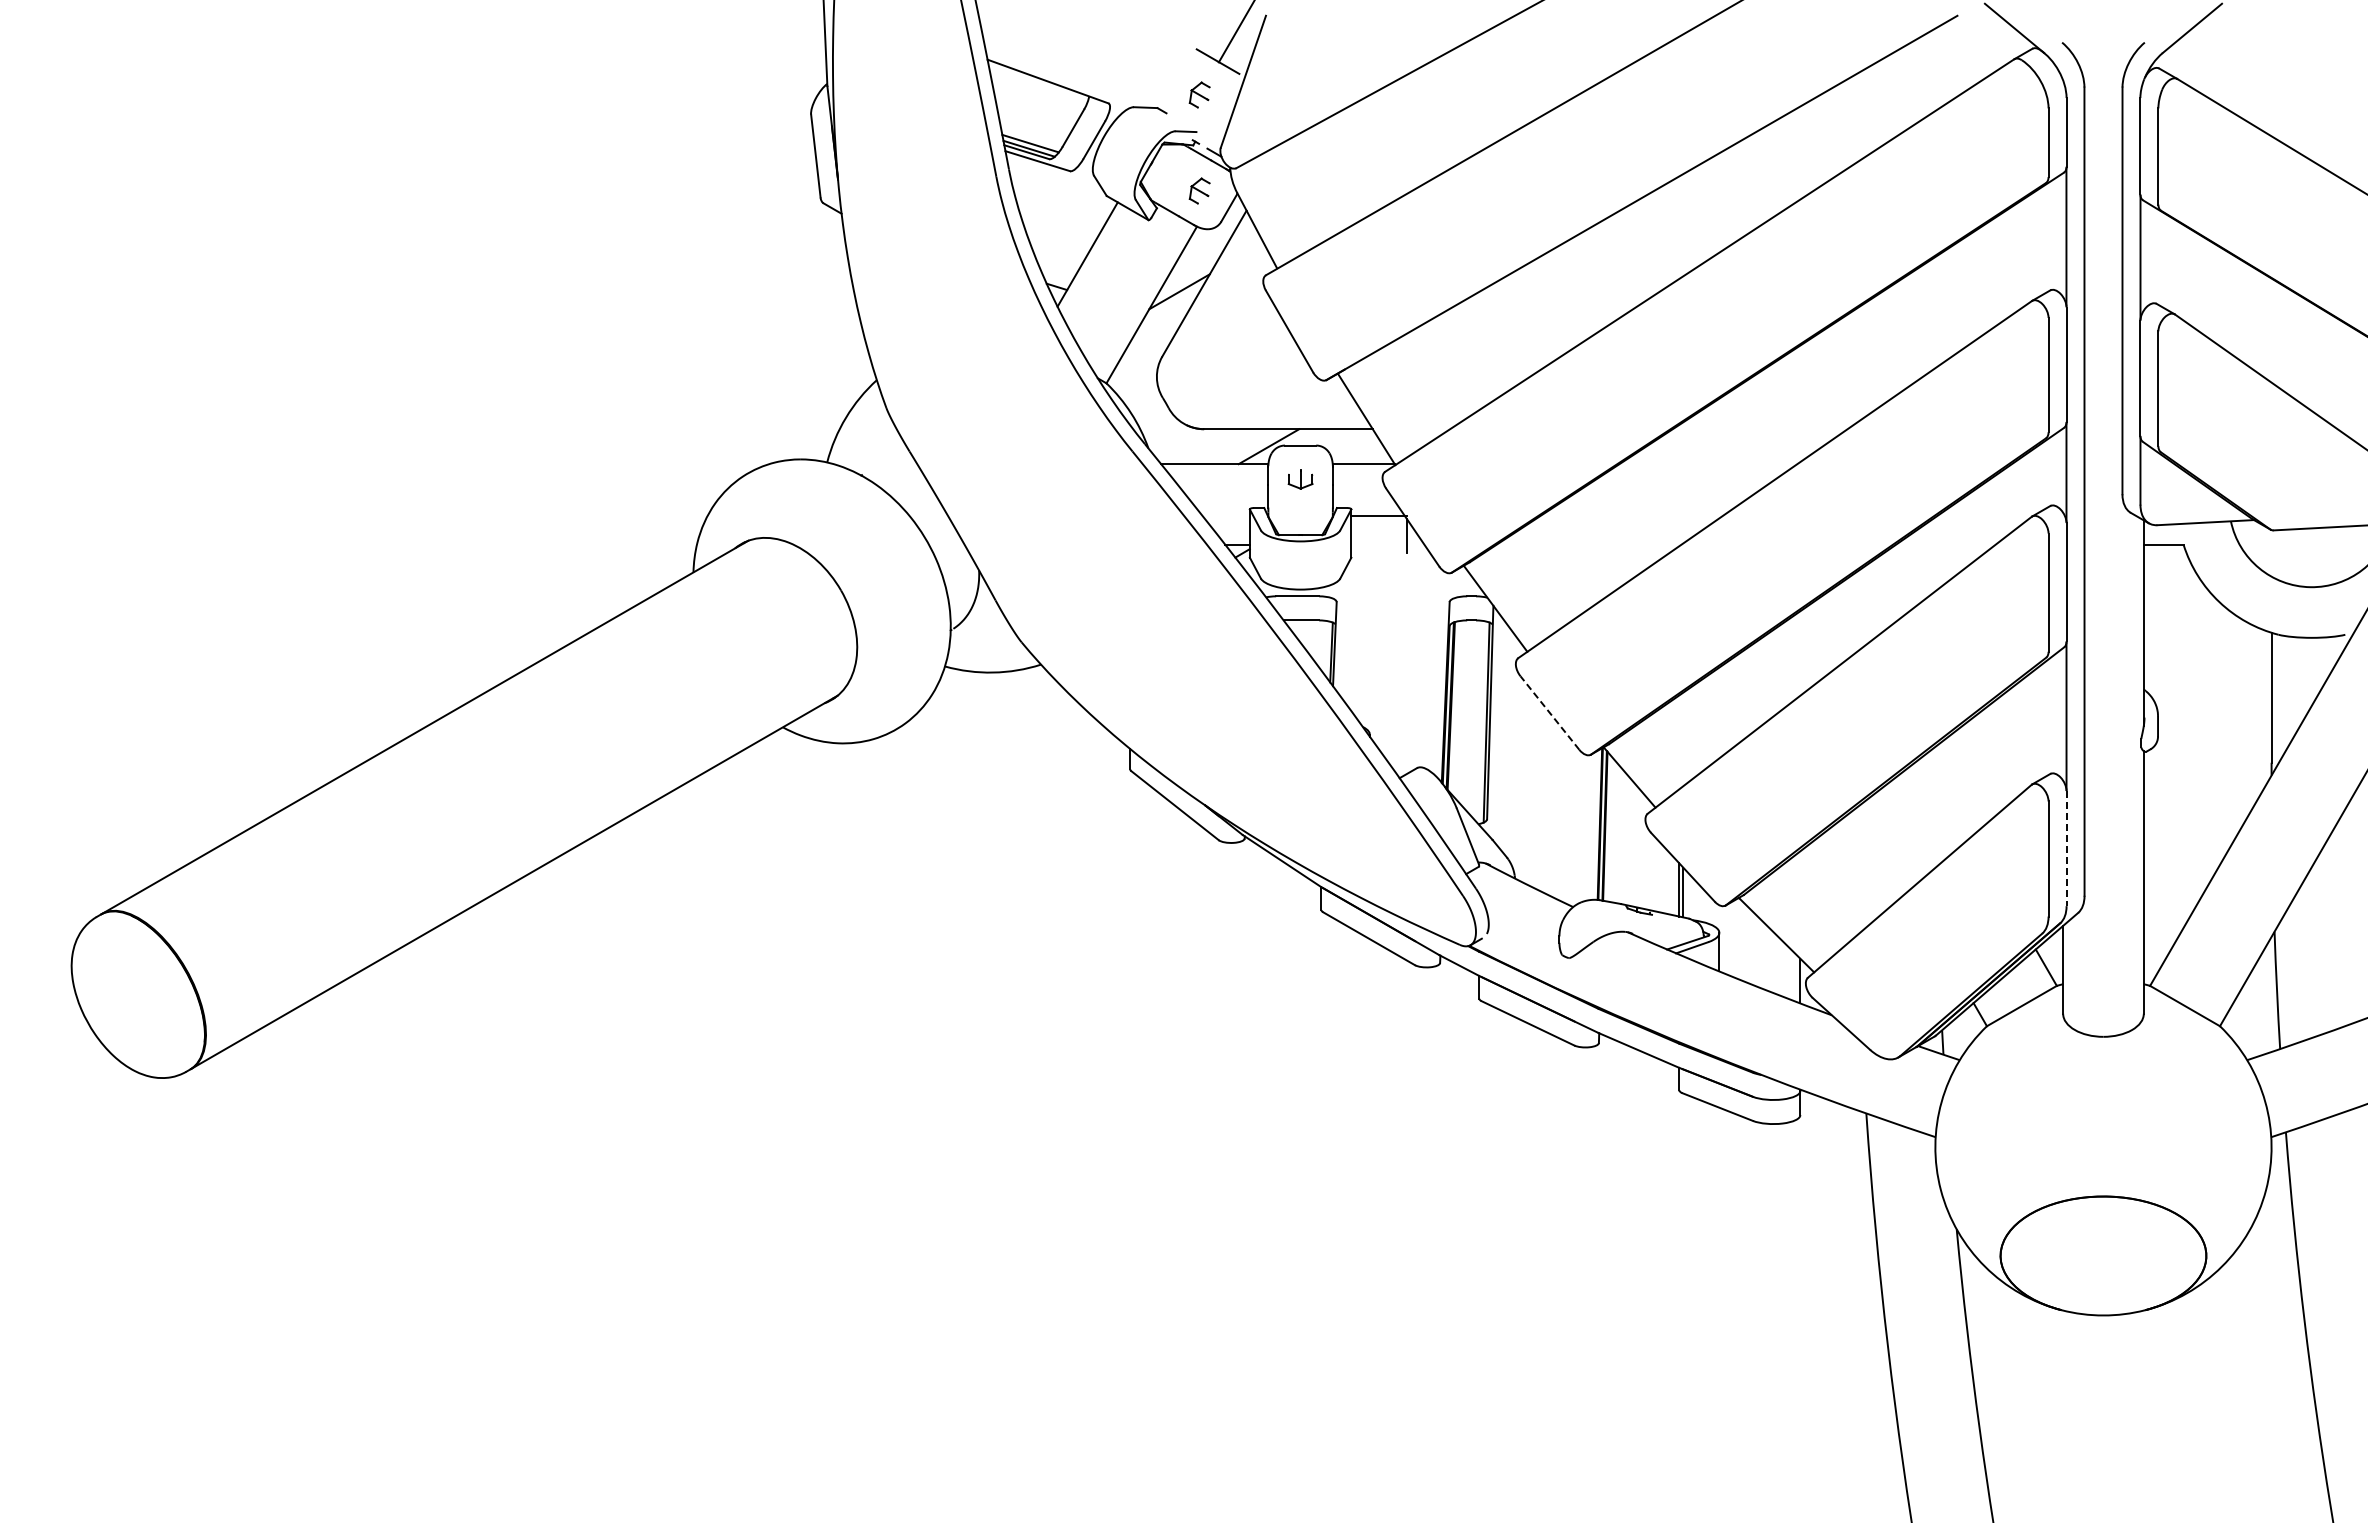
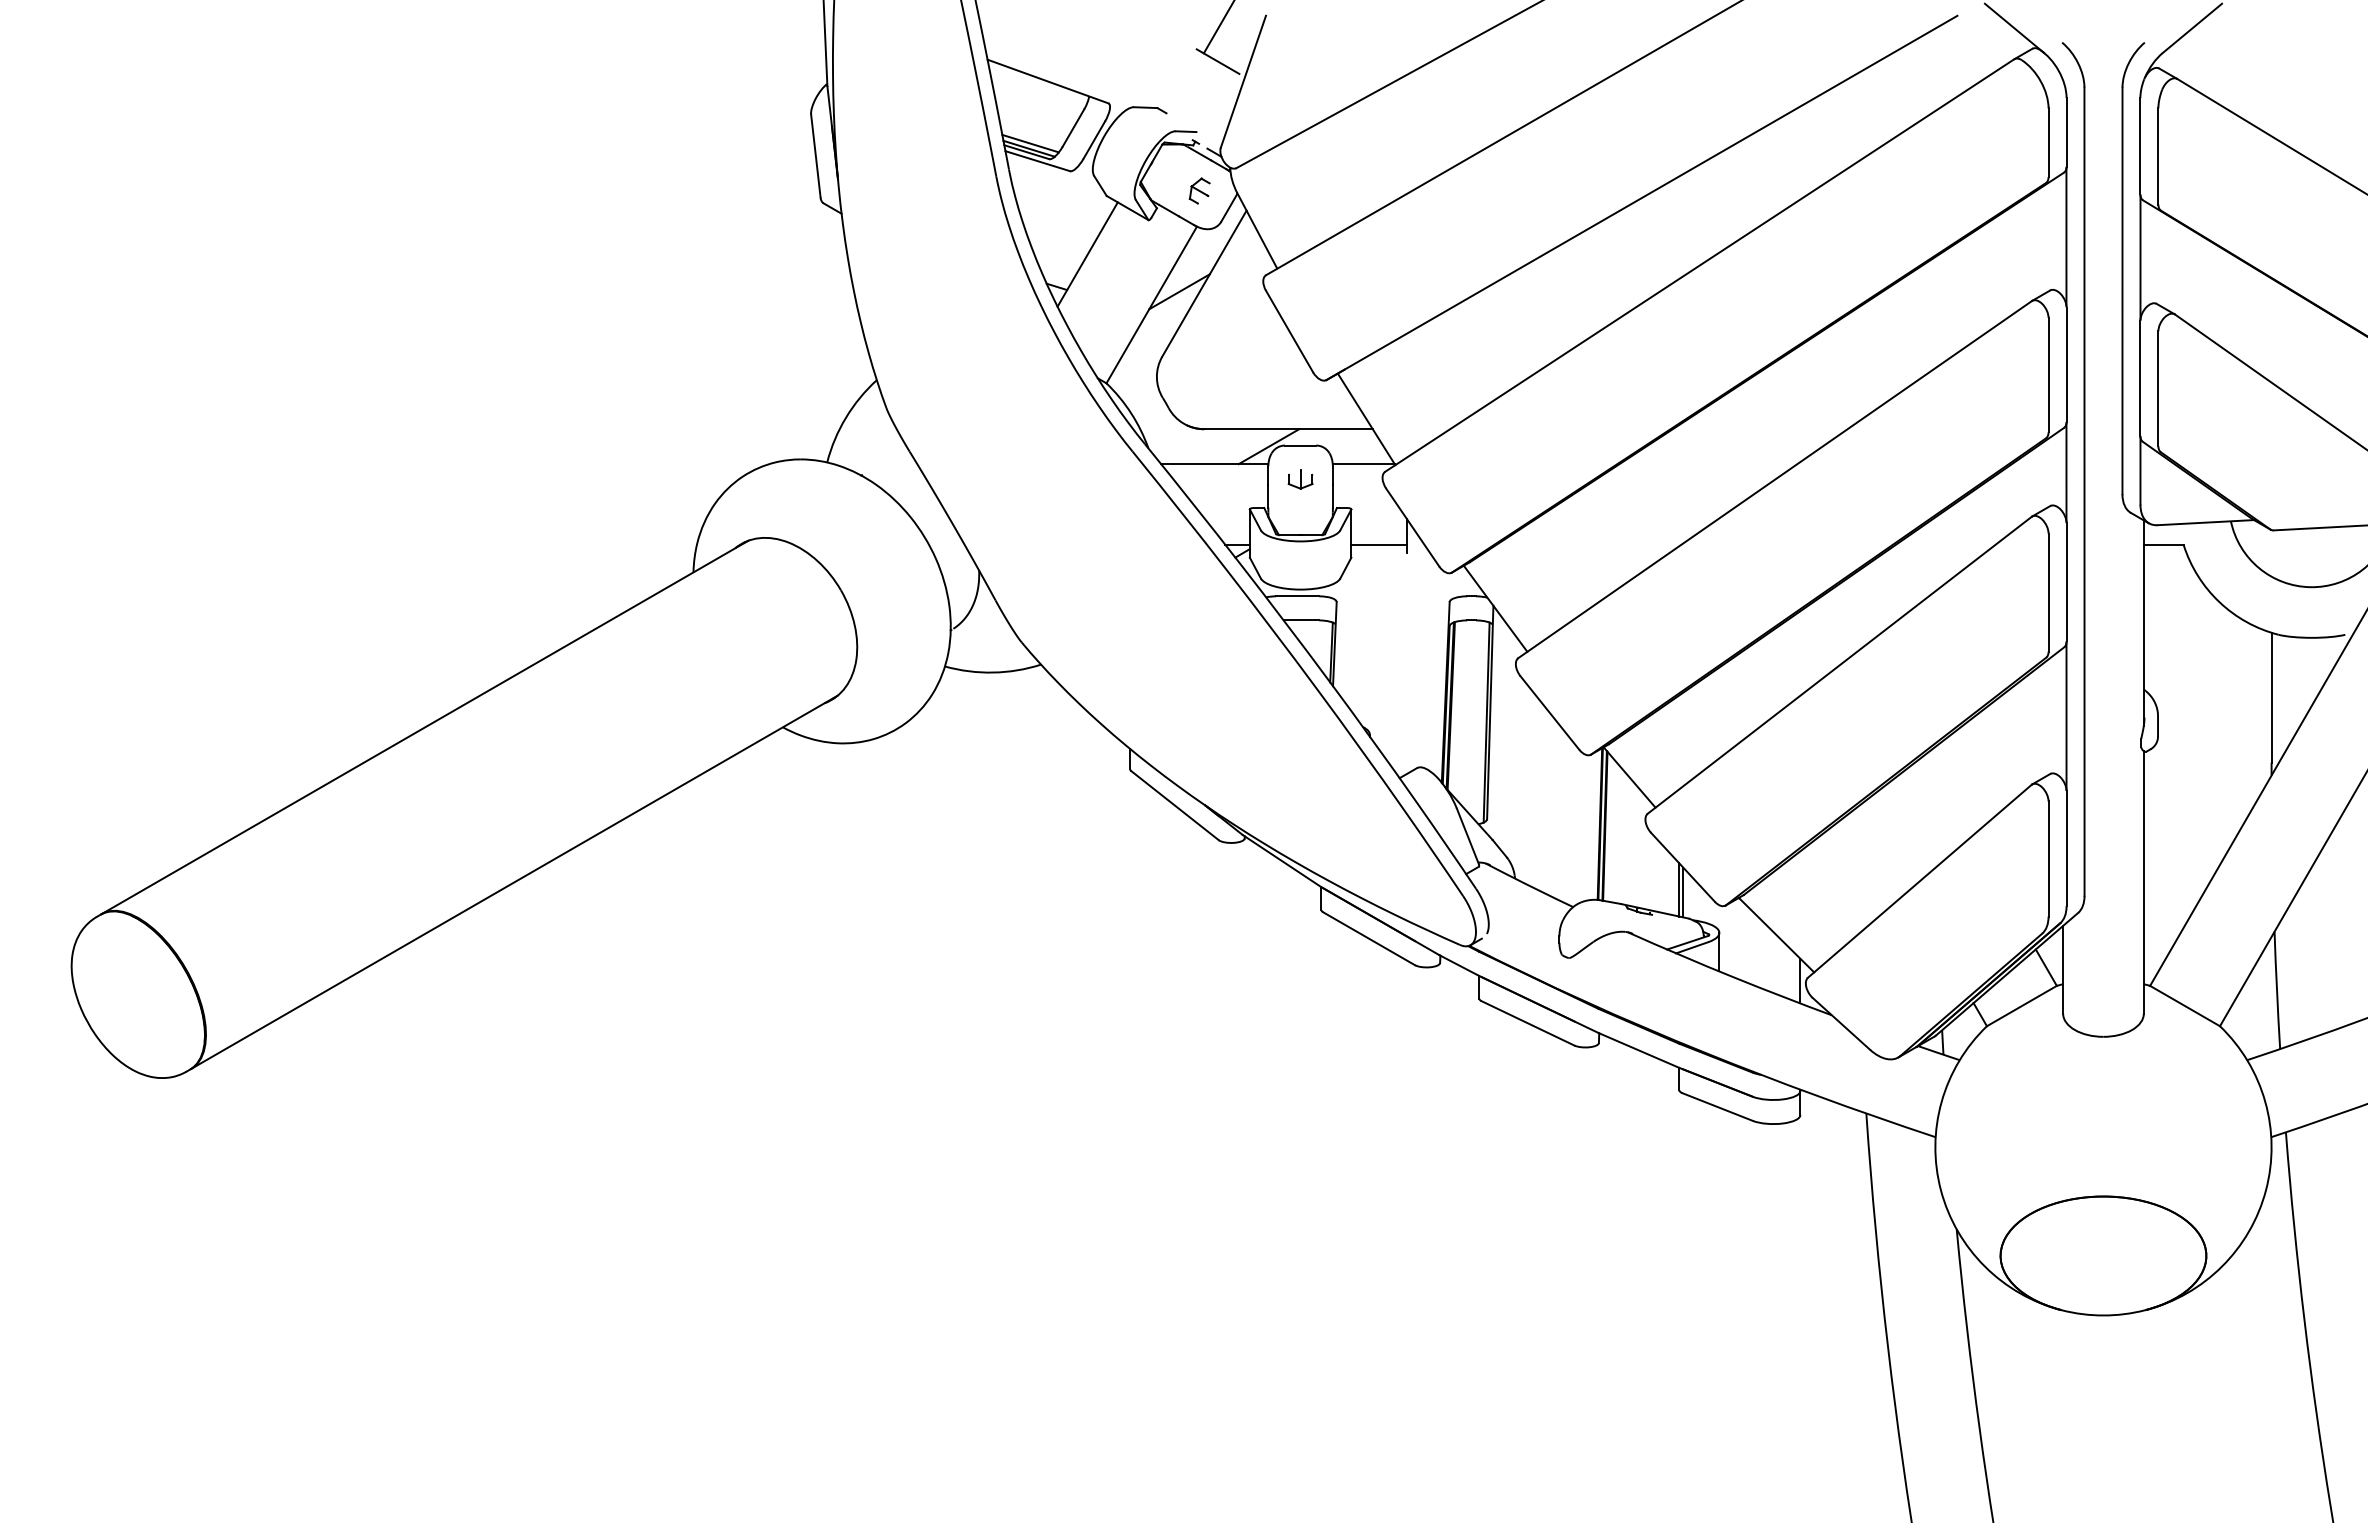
line position: (1235, 32) -> (1218, 27) (1218, 27)
part: present -> none (1199, 94)
line position: (1378, 515) -> (1378, 544) (1378, 544)
line: dashed -> solid (1549, 712)
line: dashed -> solid (2066, 848)
